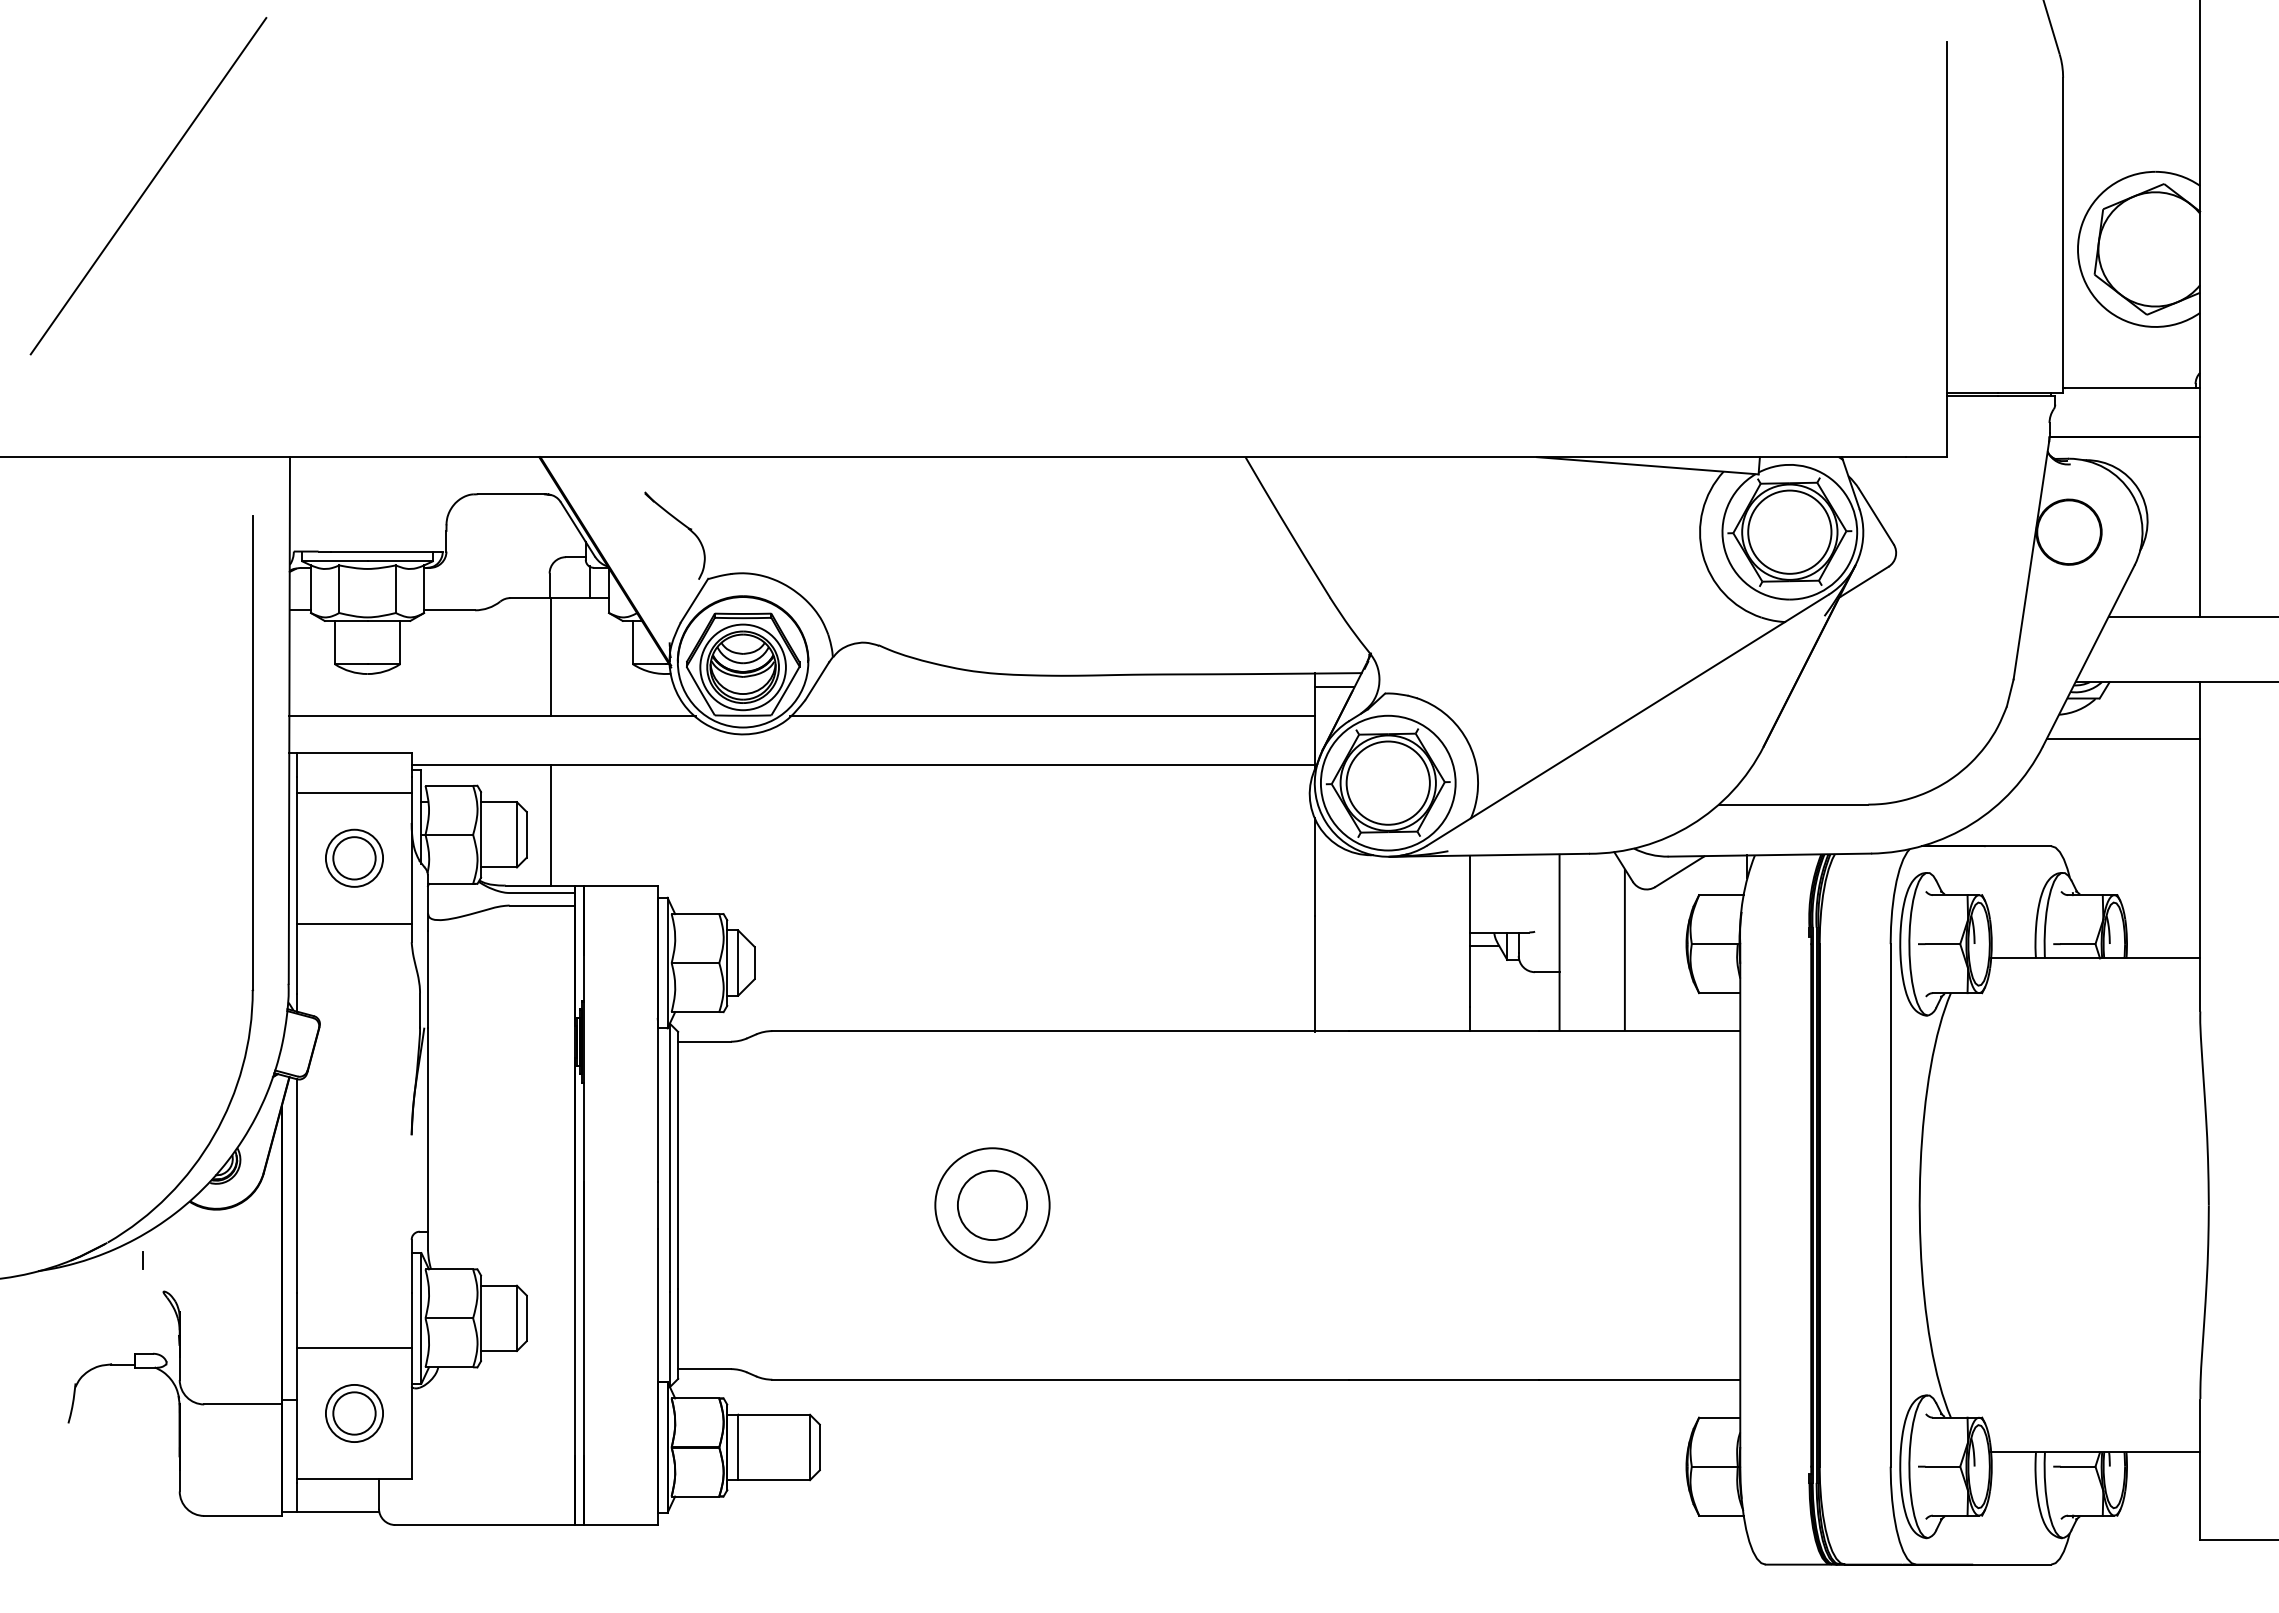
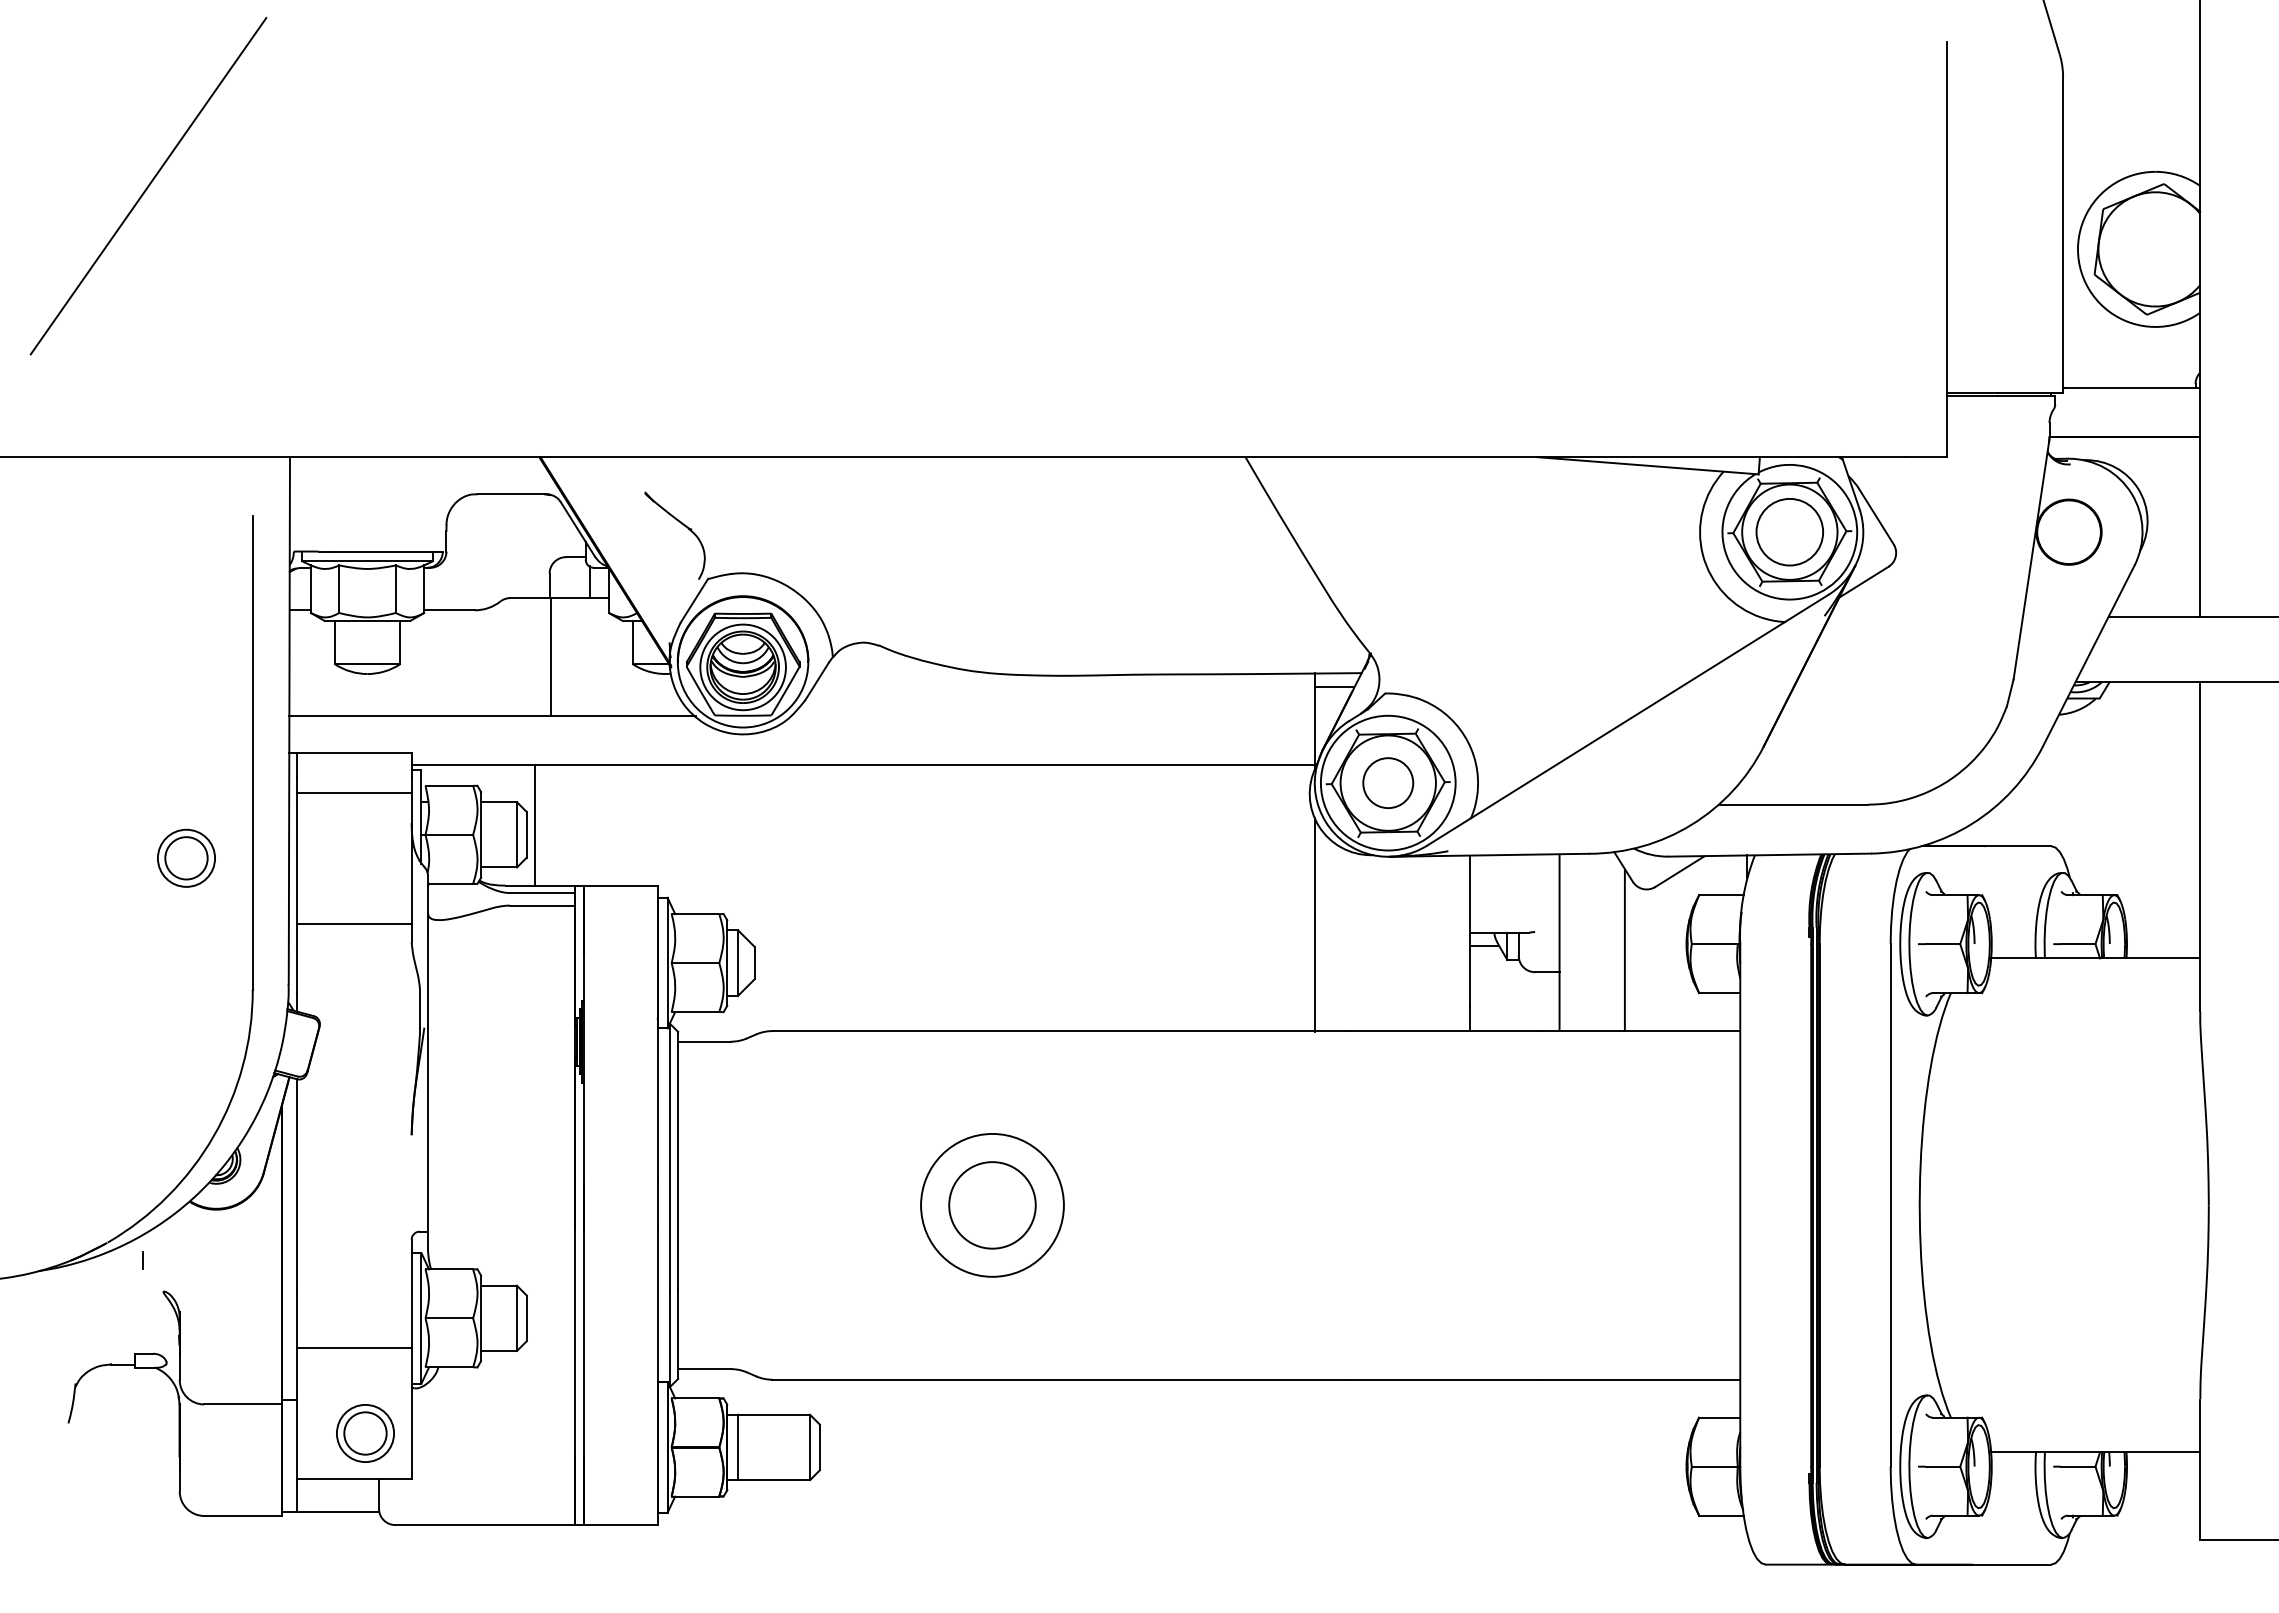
circle diameter: 83 px -> 67 px (1789, 531)
line: present -> none (1052, 715)
line: present -> none (2123, 739)
circle diameter: 83 px -> 50 px (1388, 783)
line position: (551, 824) -> (535, 824) (535, 824)
part position: (354, 857) -> (186, 857) (186, 857)
circle diameter: 114 px -> 143 px (992, 1204)
circle diameter: 69 px -> 87 px (992, 1205)
part position: (354, 1413) -> (365, 1433) (365, 1433)
